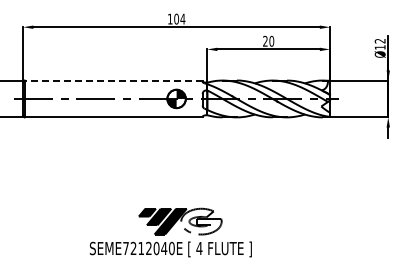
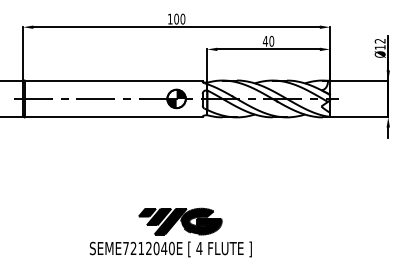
text: 104 -> 100 (182, 18)
text: 20 -> 40 (265, 40)
line: dashed -> solid (113, 80)
fill: none -> present (201, 221)
